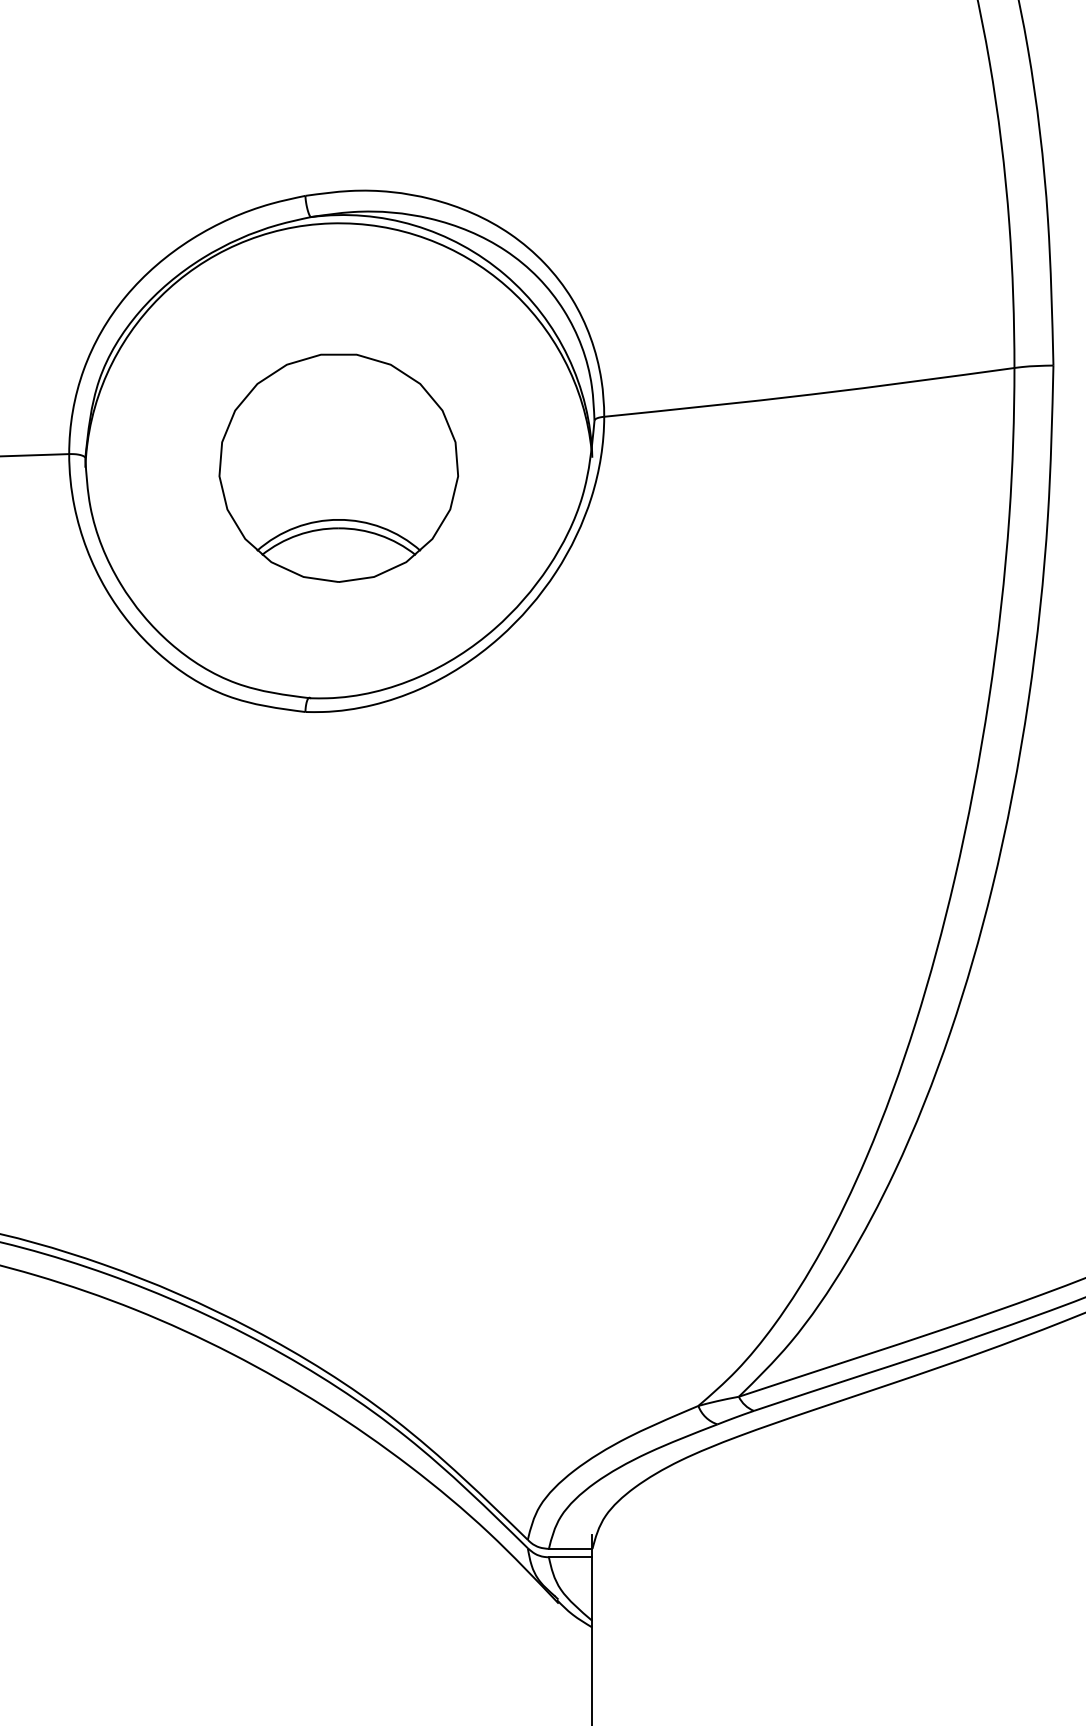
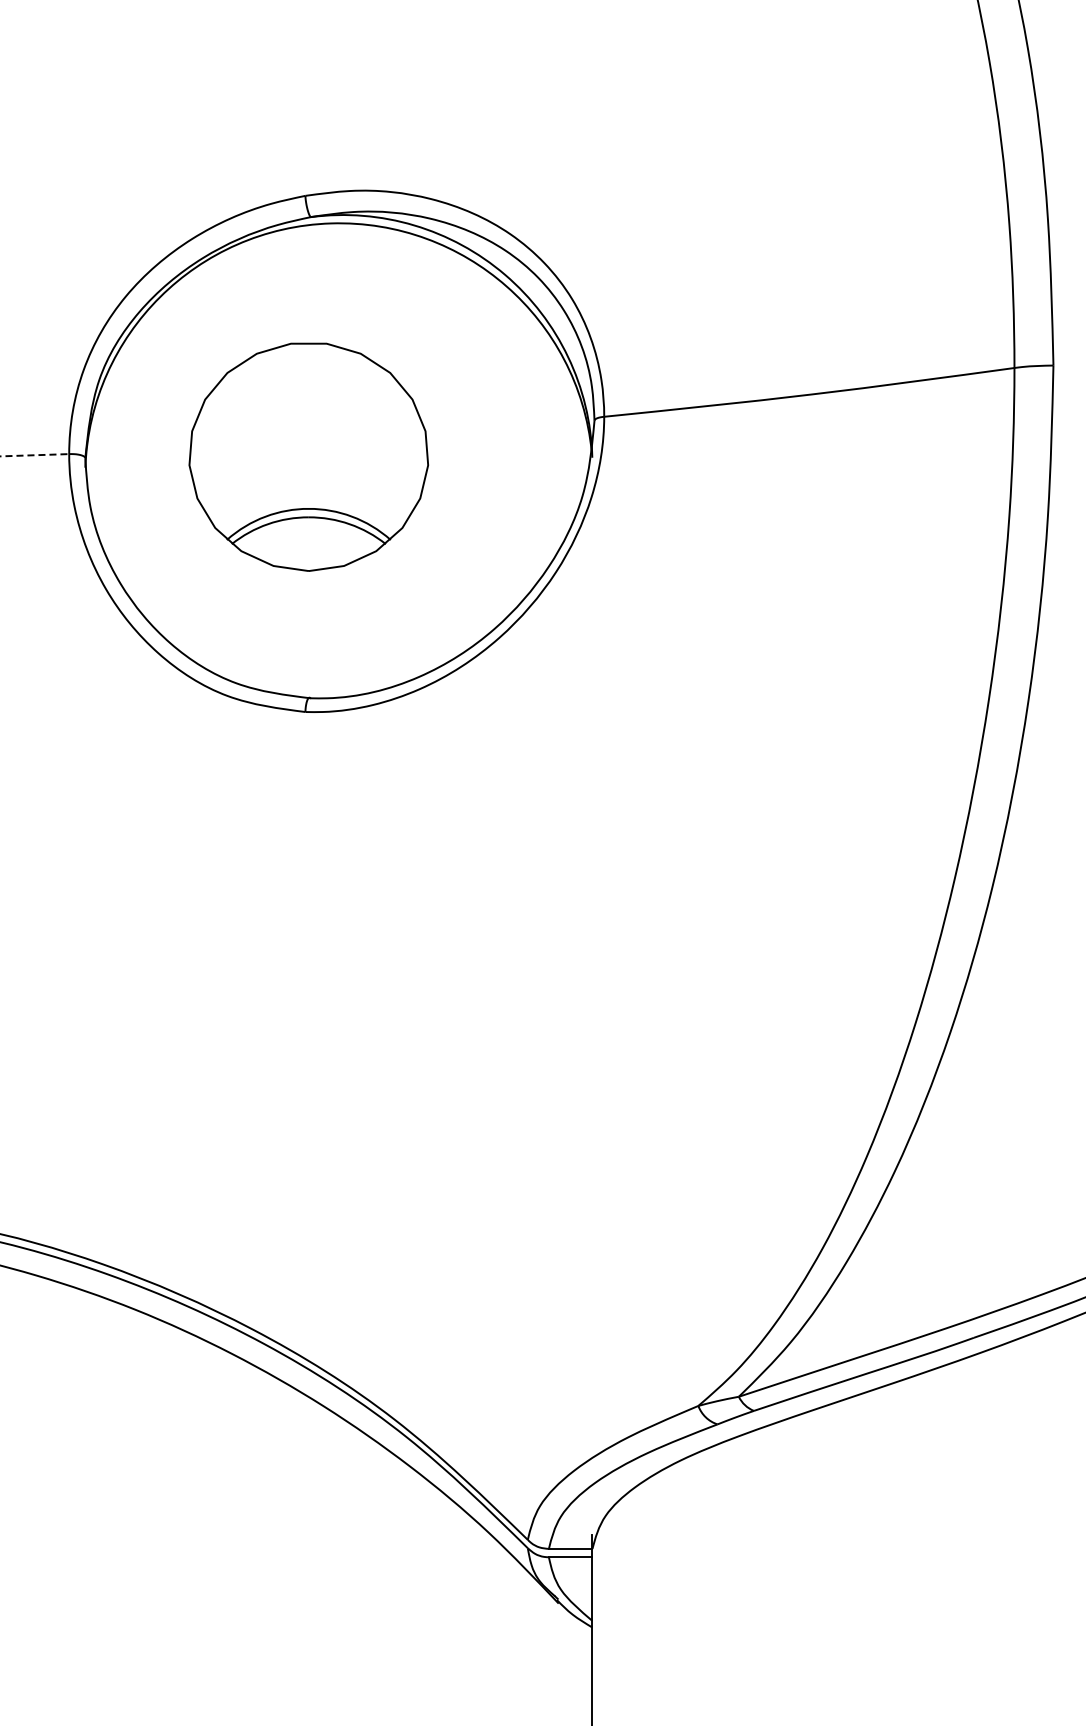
line: solid -> dashed (35, 455)
part position: (338, 467) -> (308, 456) (308, 456)
